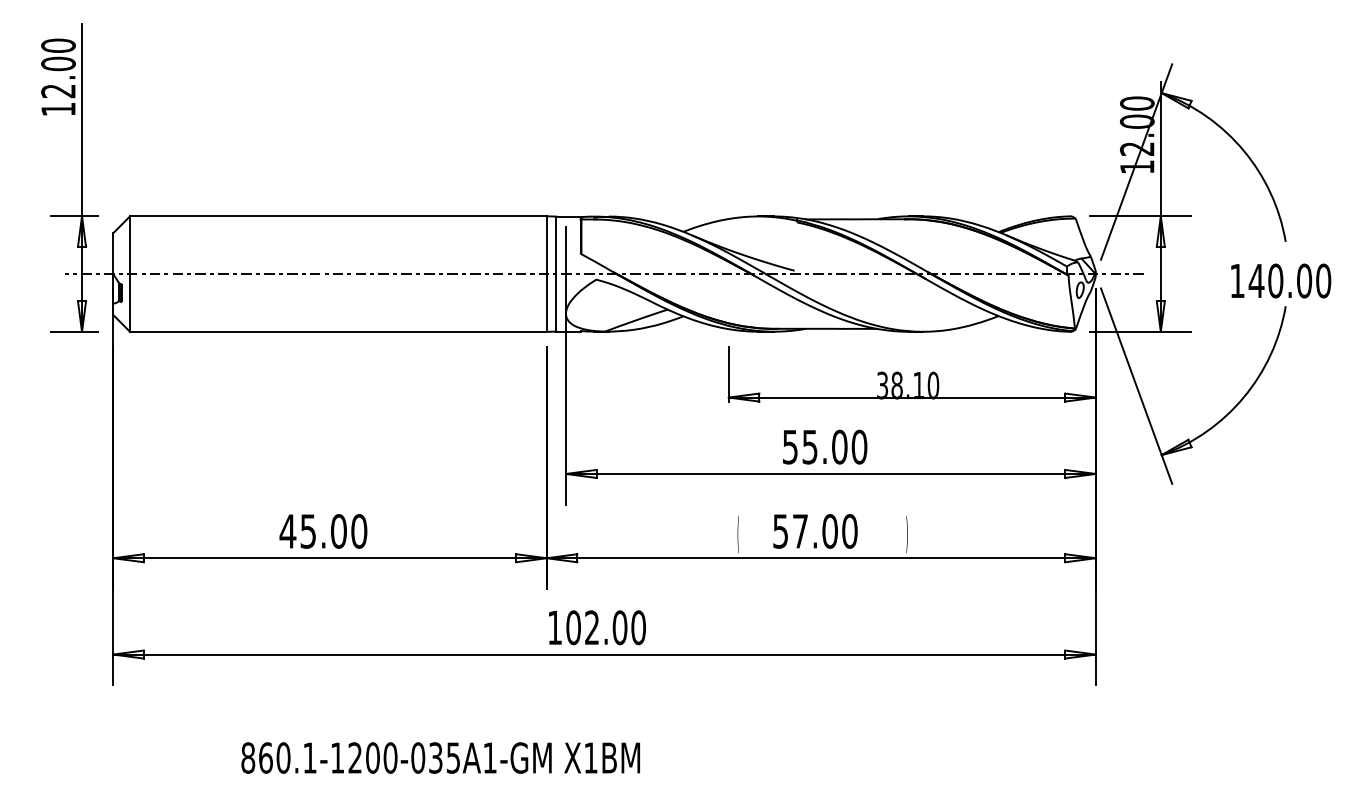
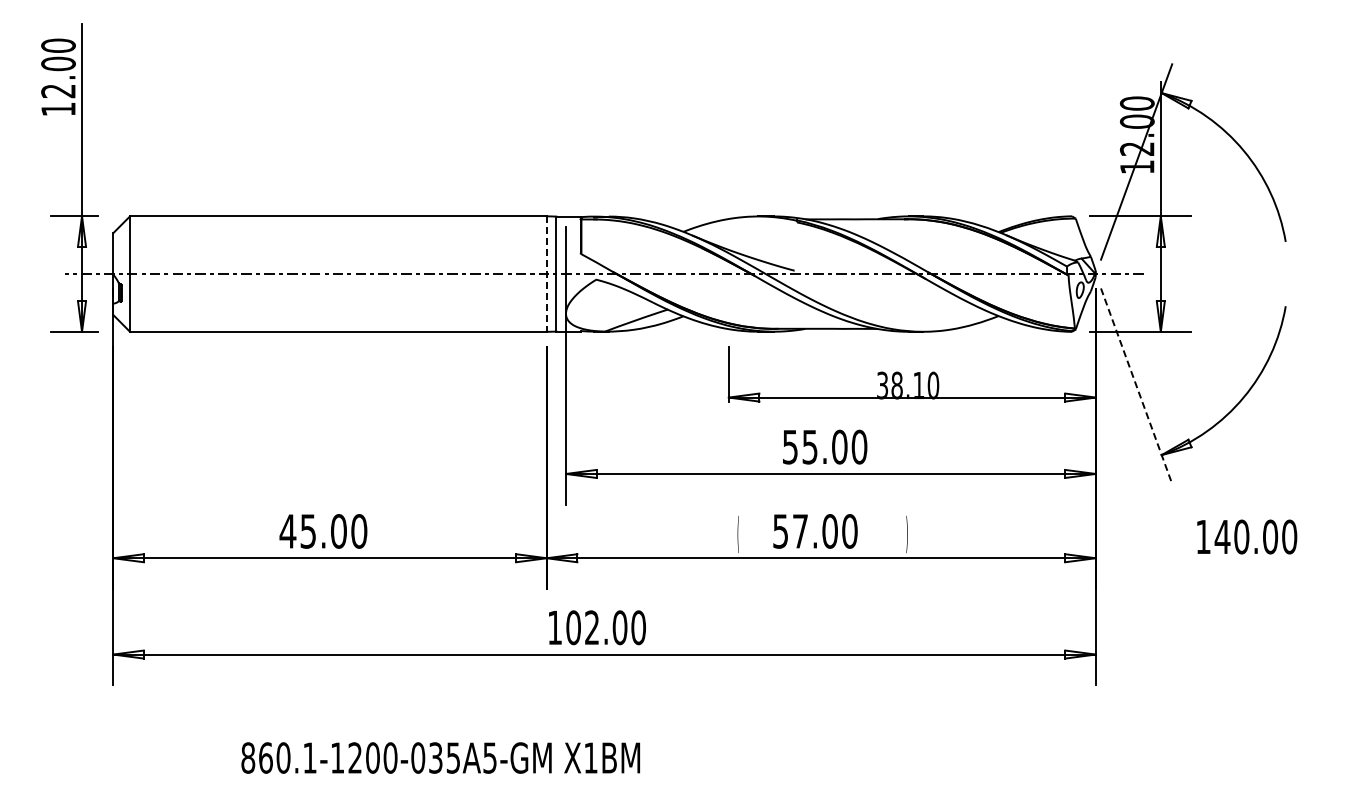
line: solid -> dashed (546, 274)
text position: (1281, 280) -> (1247, 536) (1247, 536)
line: solid -> dashed (1136, 386)
text: 860.1-1200-035A1-GM -> 860.1-1200-035A5-GM (489, 757)
